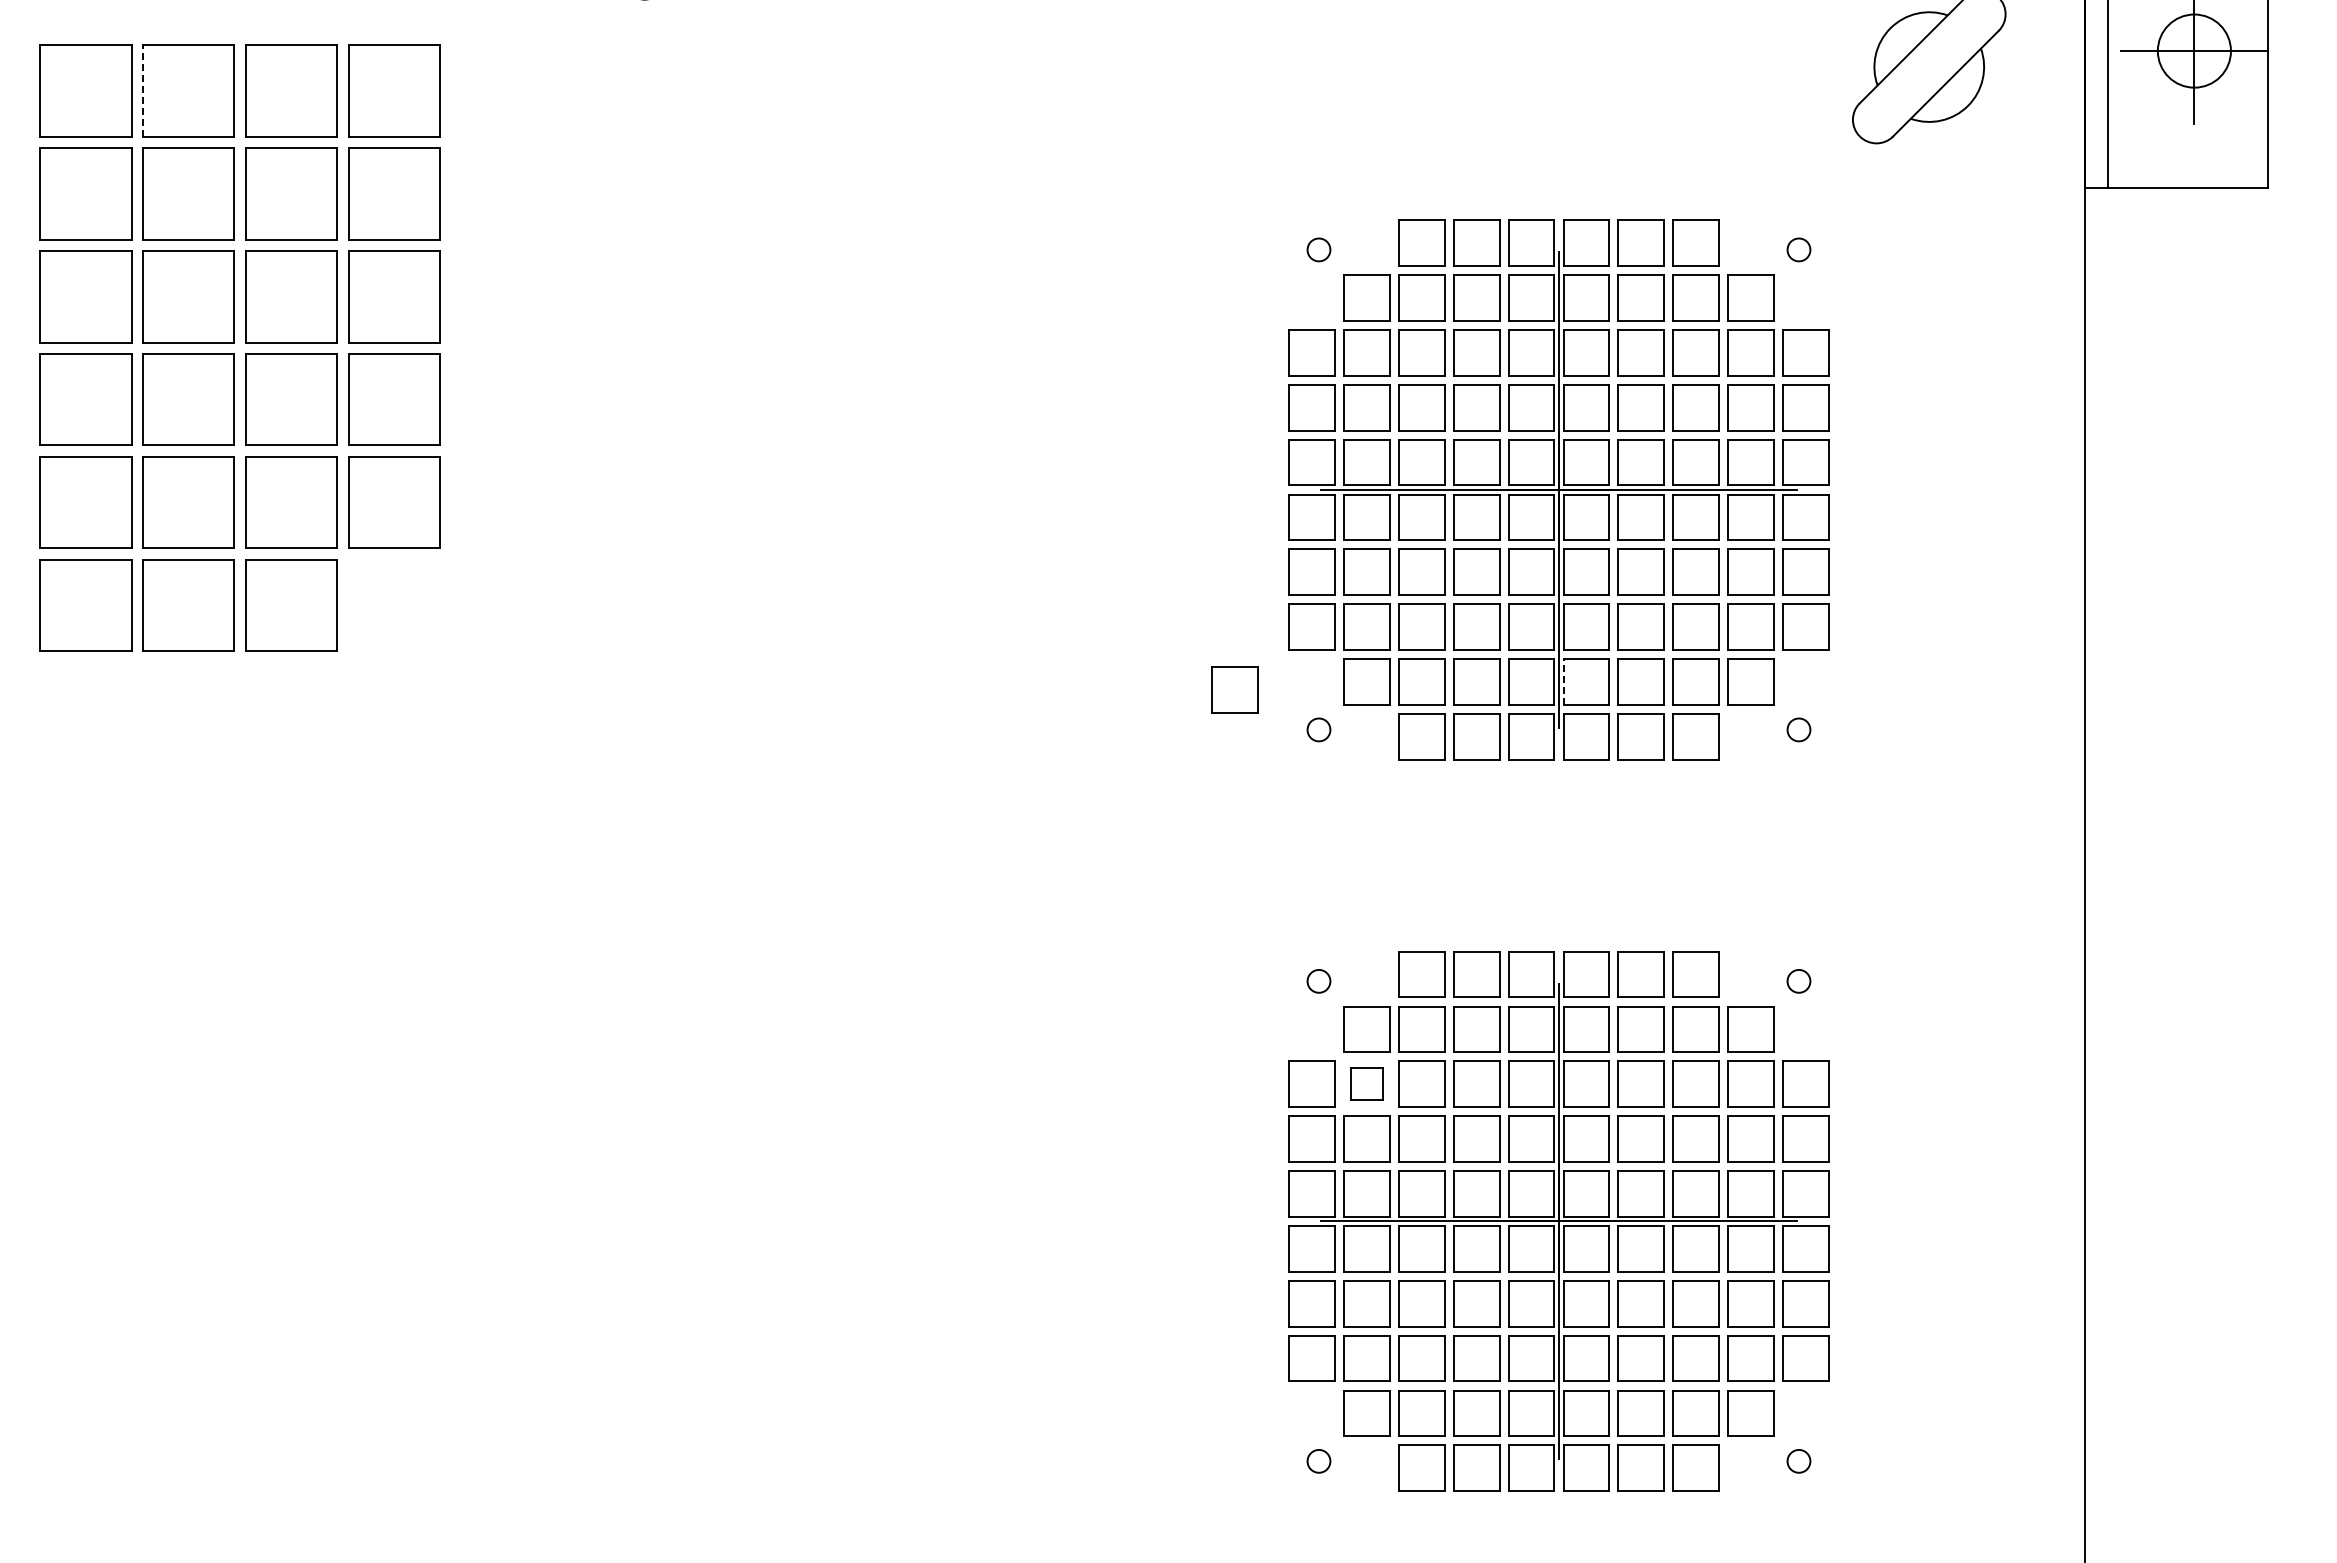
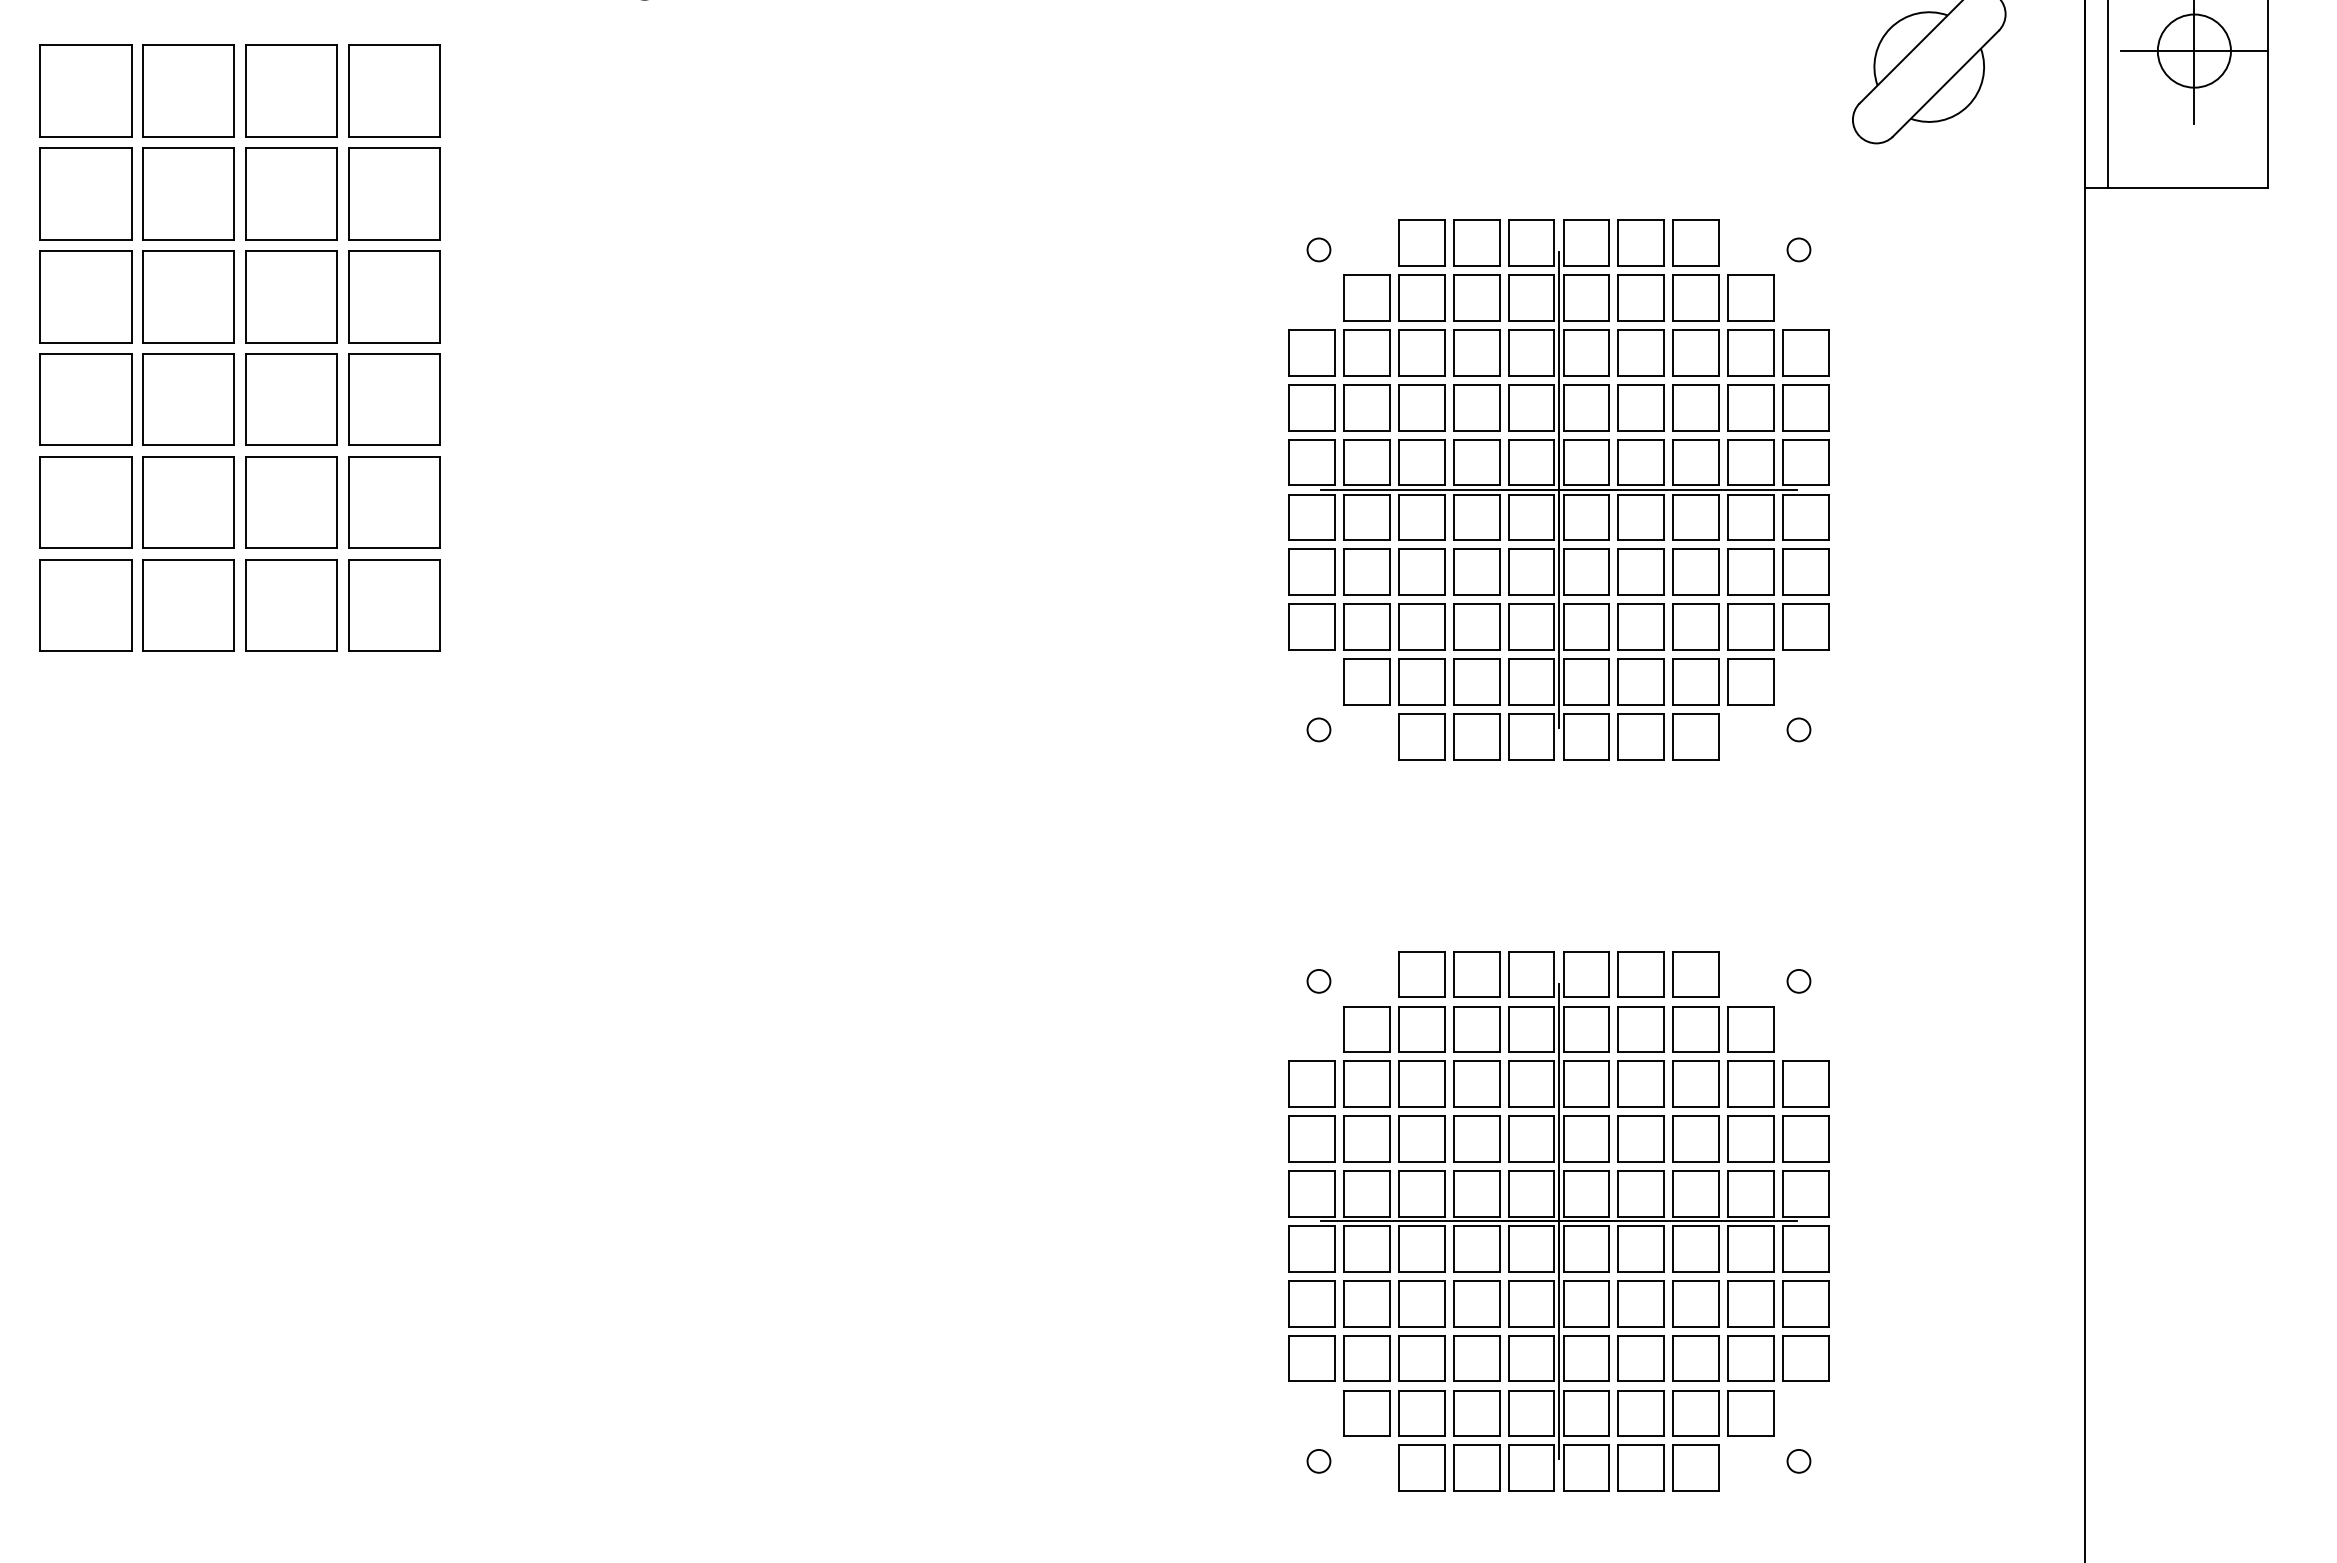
line: dashed -> solid (143, 91)
part: none -> present (394, 605)
line: dashed -> solid (1563, 681)
part: present -> none (1234, 689)
part size: 34x34 px -> 48x48 px (1366, 1083)
